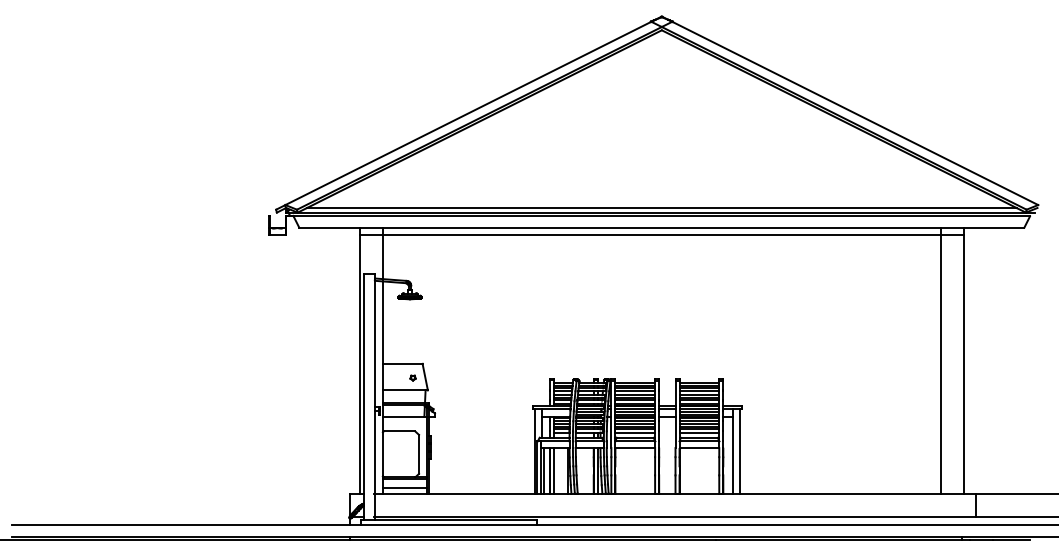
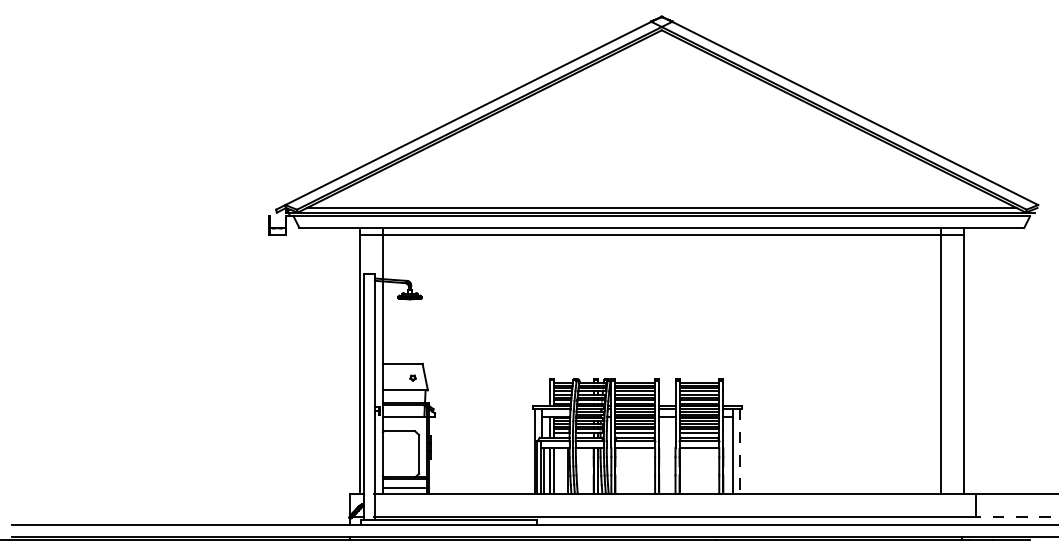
line: solid -> dashed (739, 451)
line: solid -> dashed (1016, 517)
